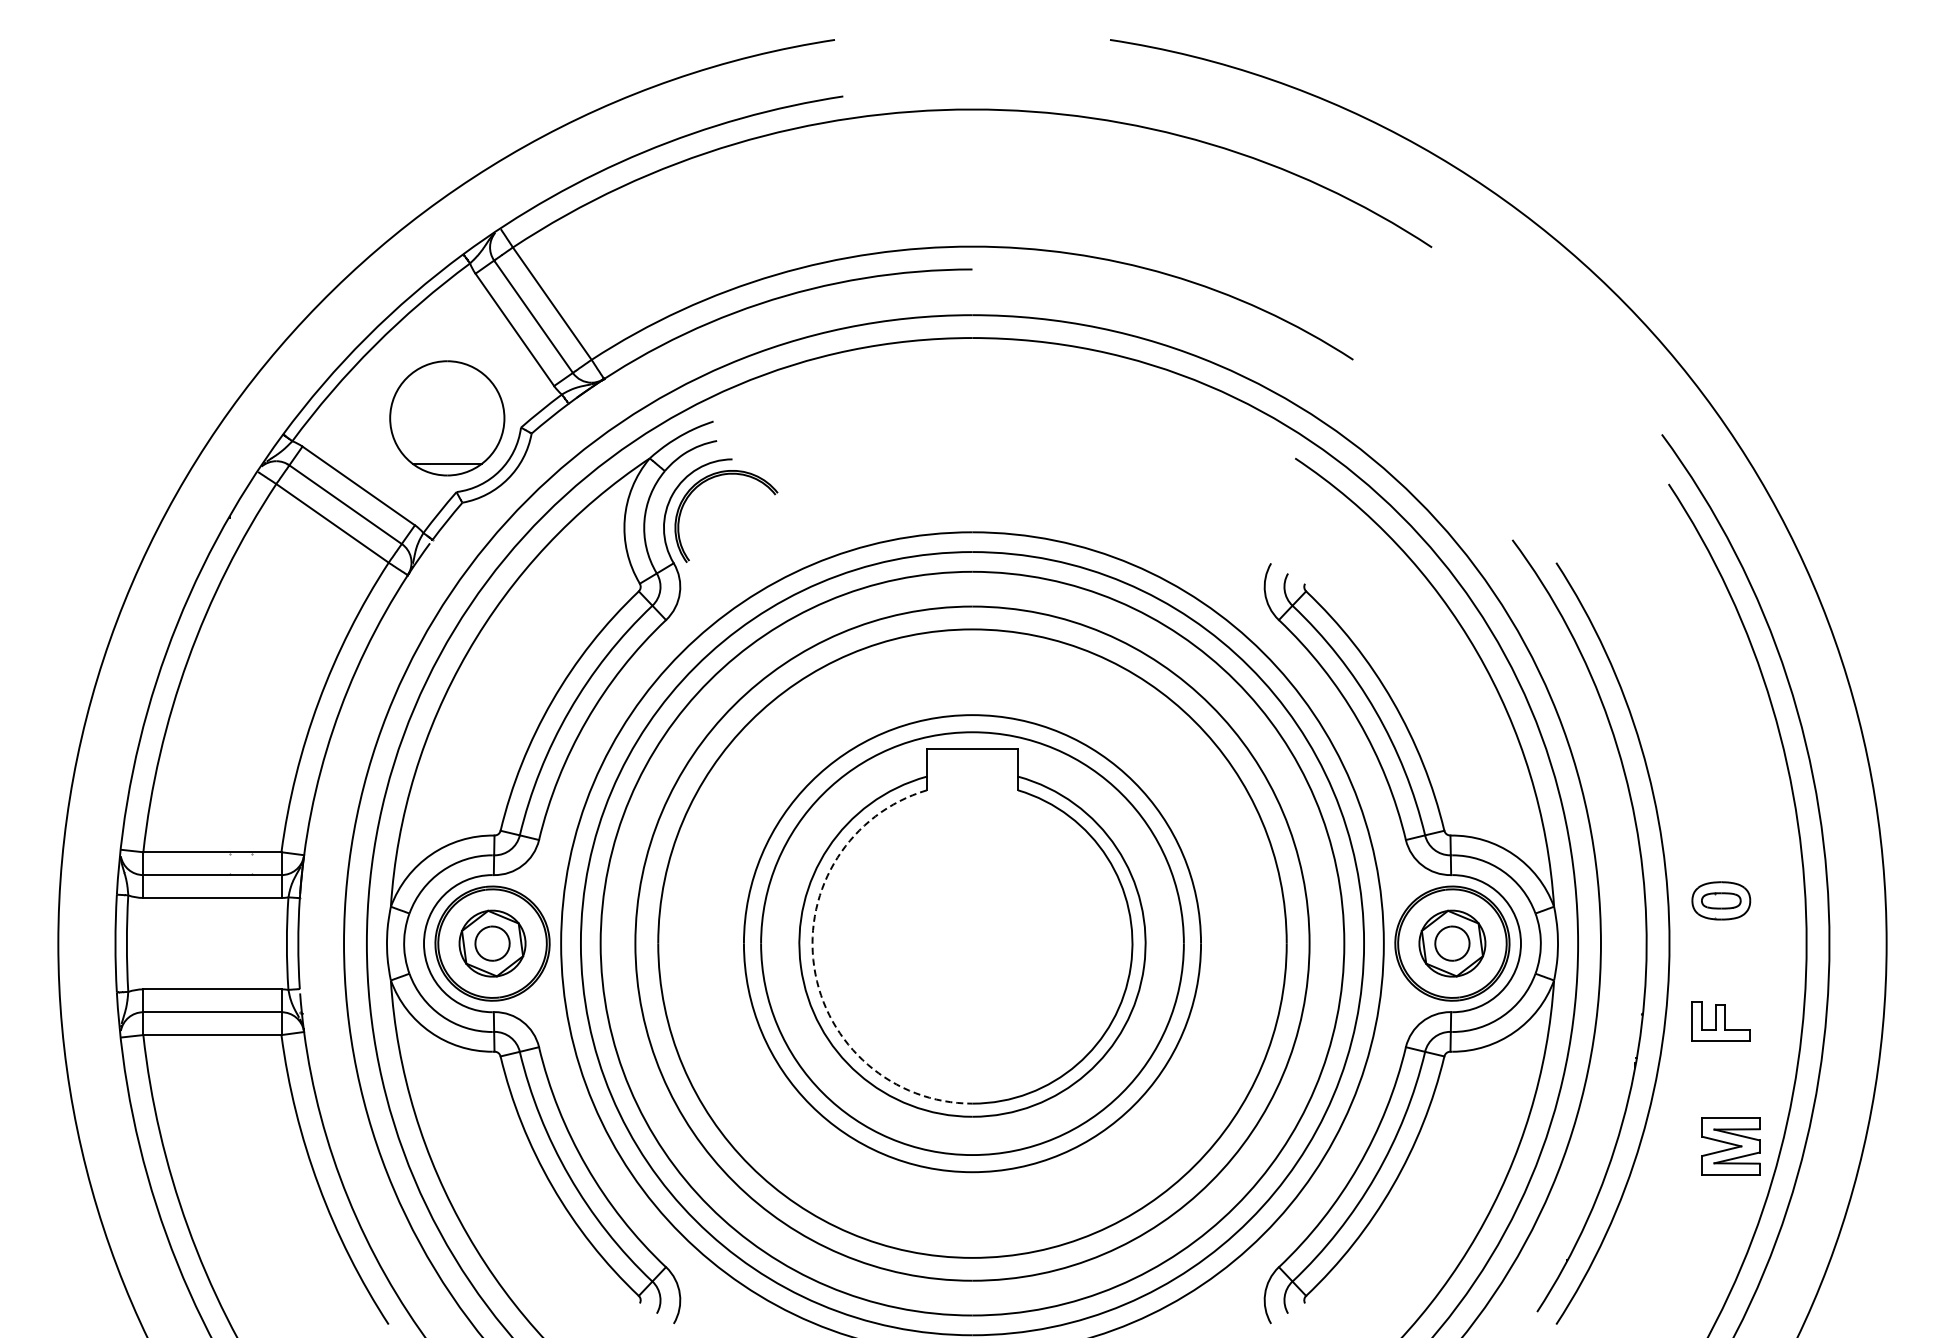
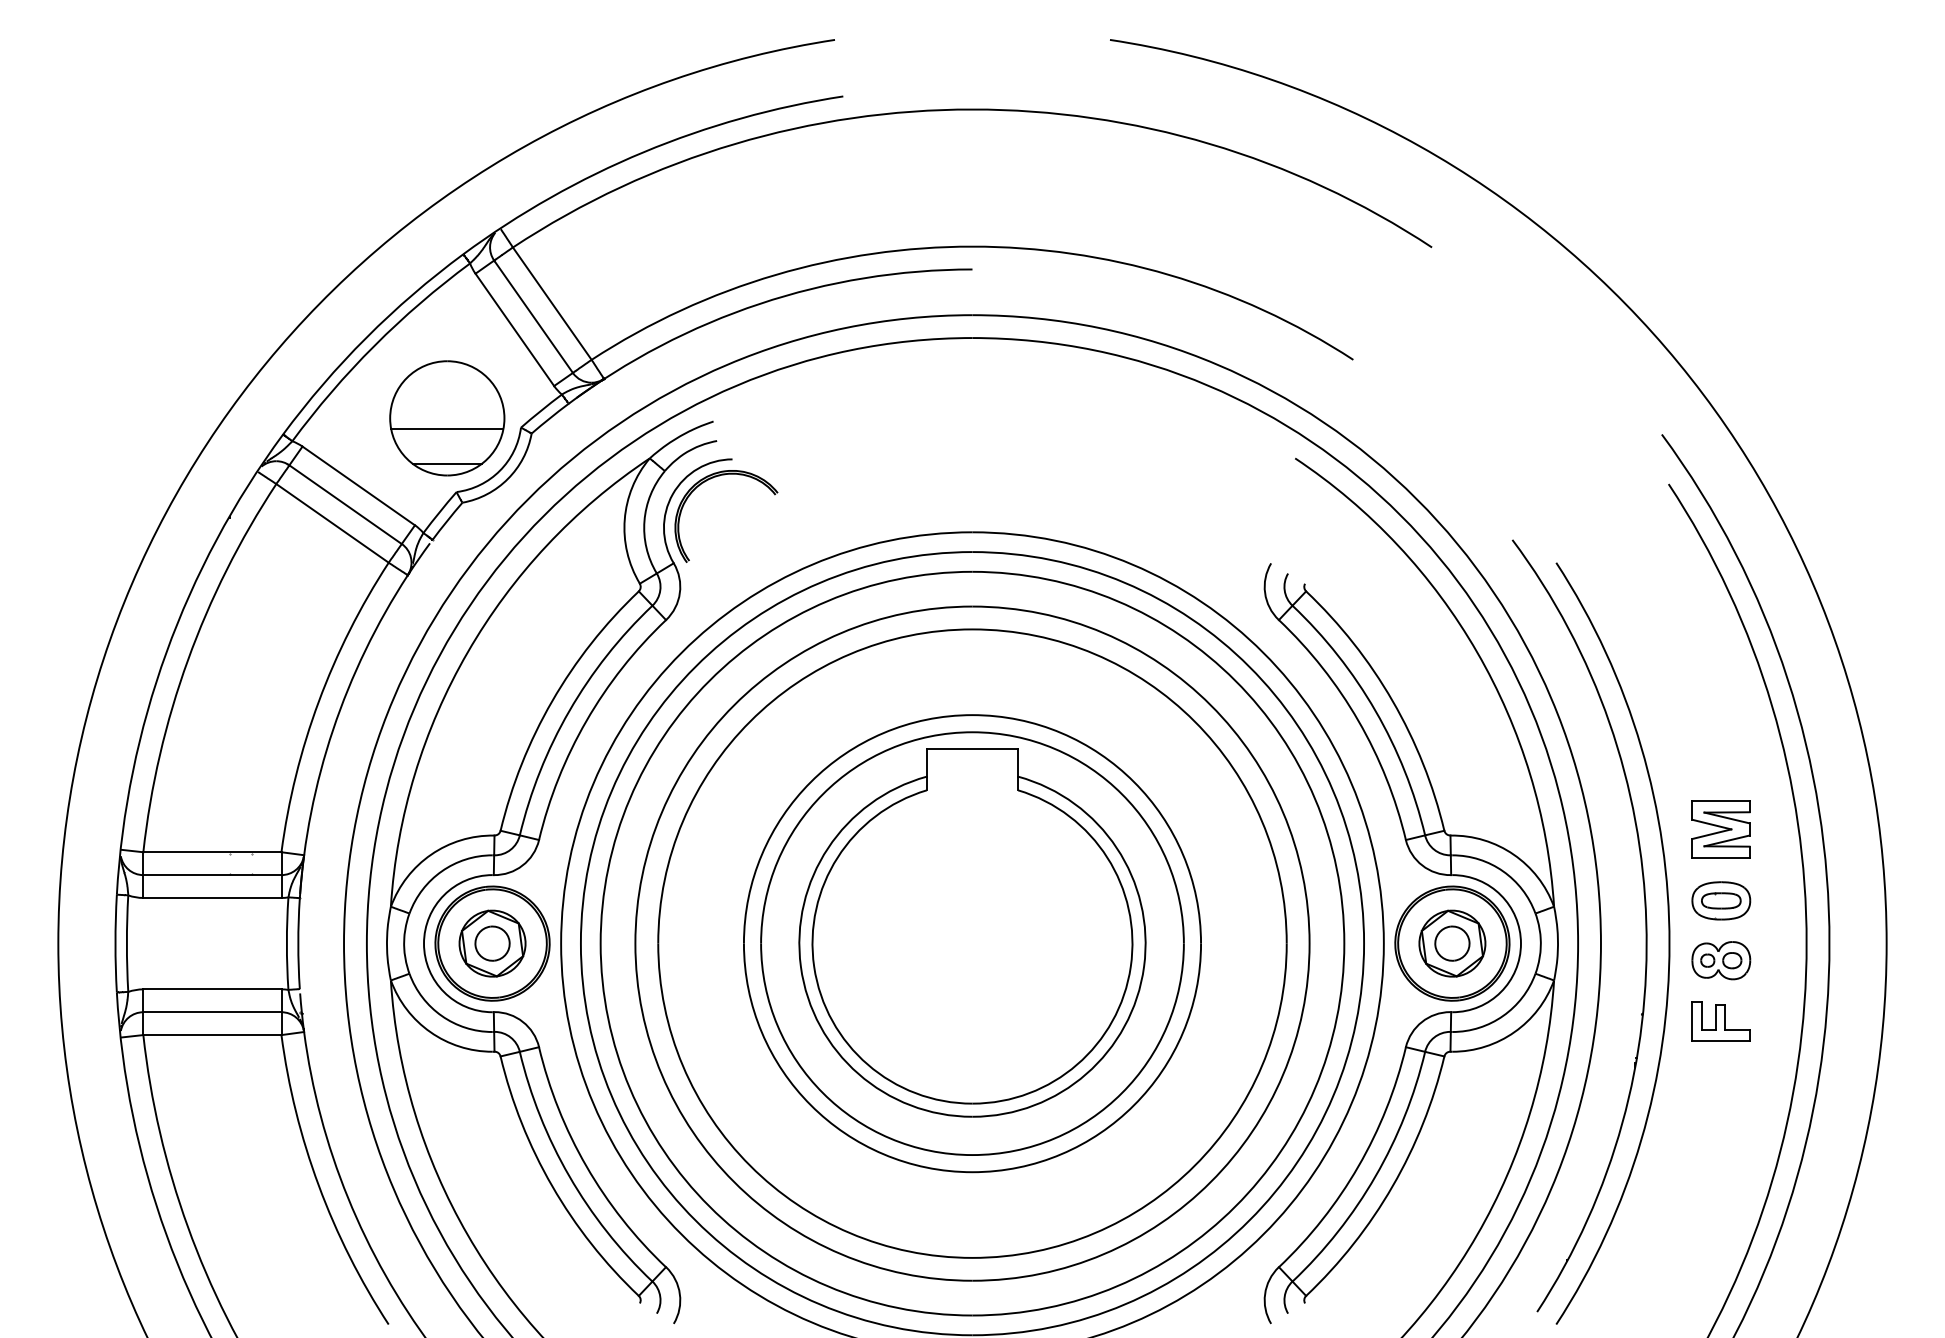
line: none -> present (447, 429)
part: none -> present (1721, 960)
arc: dashed -> solid (814, 966)
part position: (1730, 1146) -> (1720, 829) (1720, 829)
